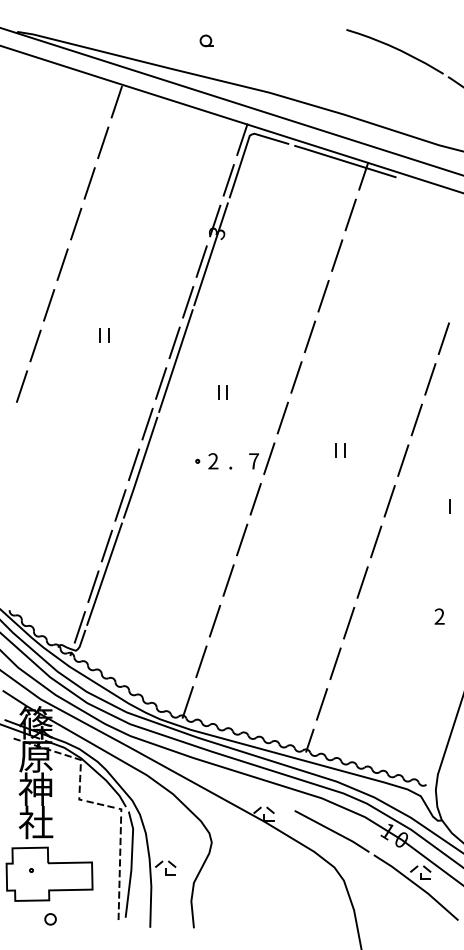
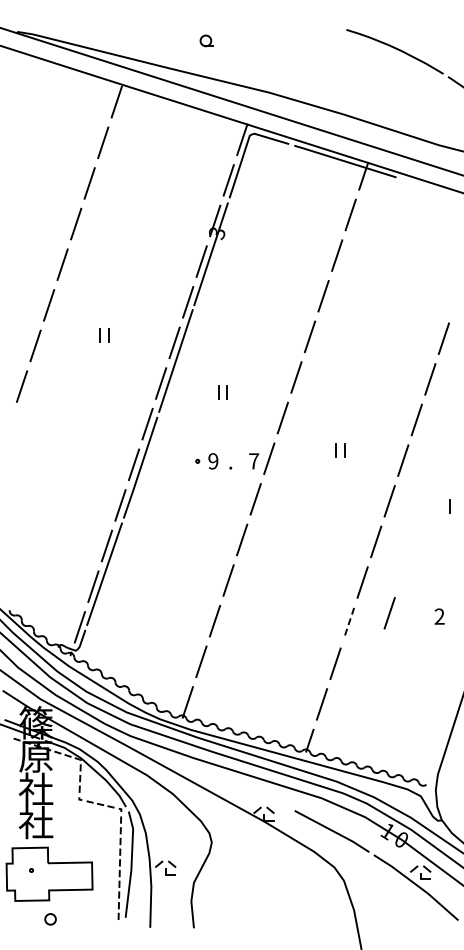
text: 2 -> 9 (213, 461)
line: none -> present (389, 613)
line: solid -> dashed (348, 623)
text: 神 -> 社 (36, 788)
